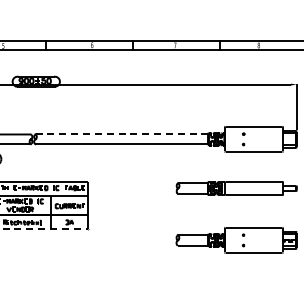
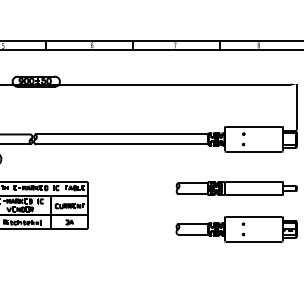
line: dashed -> solid (121, 134)
line: dashed -> solid (45, 229)
part position: (236, 240) -> (236, 229) (236, 229)
